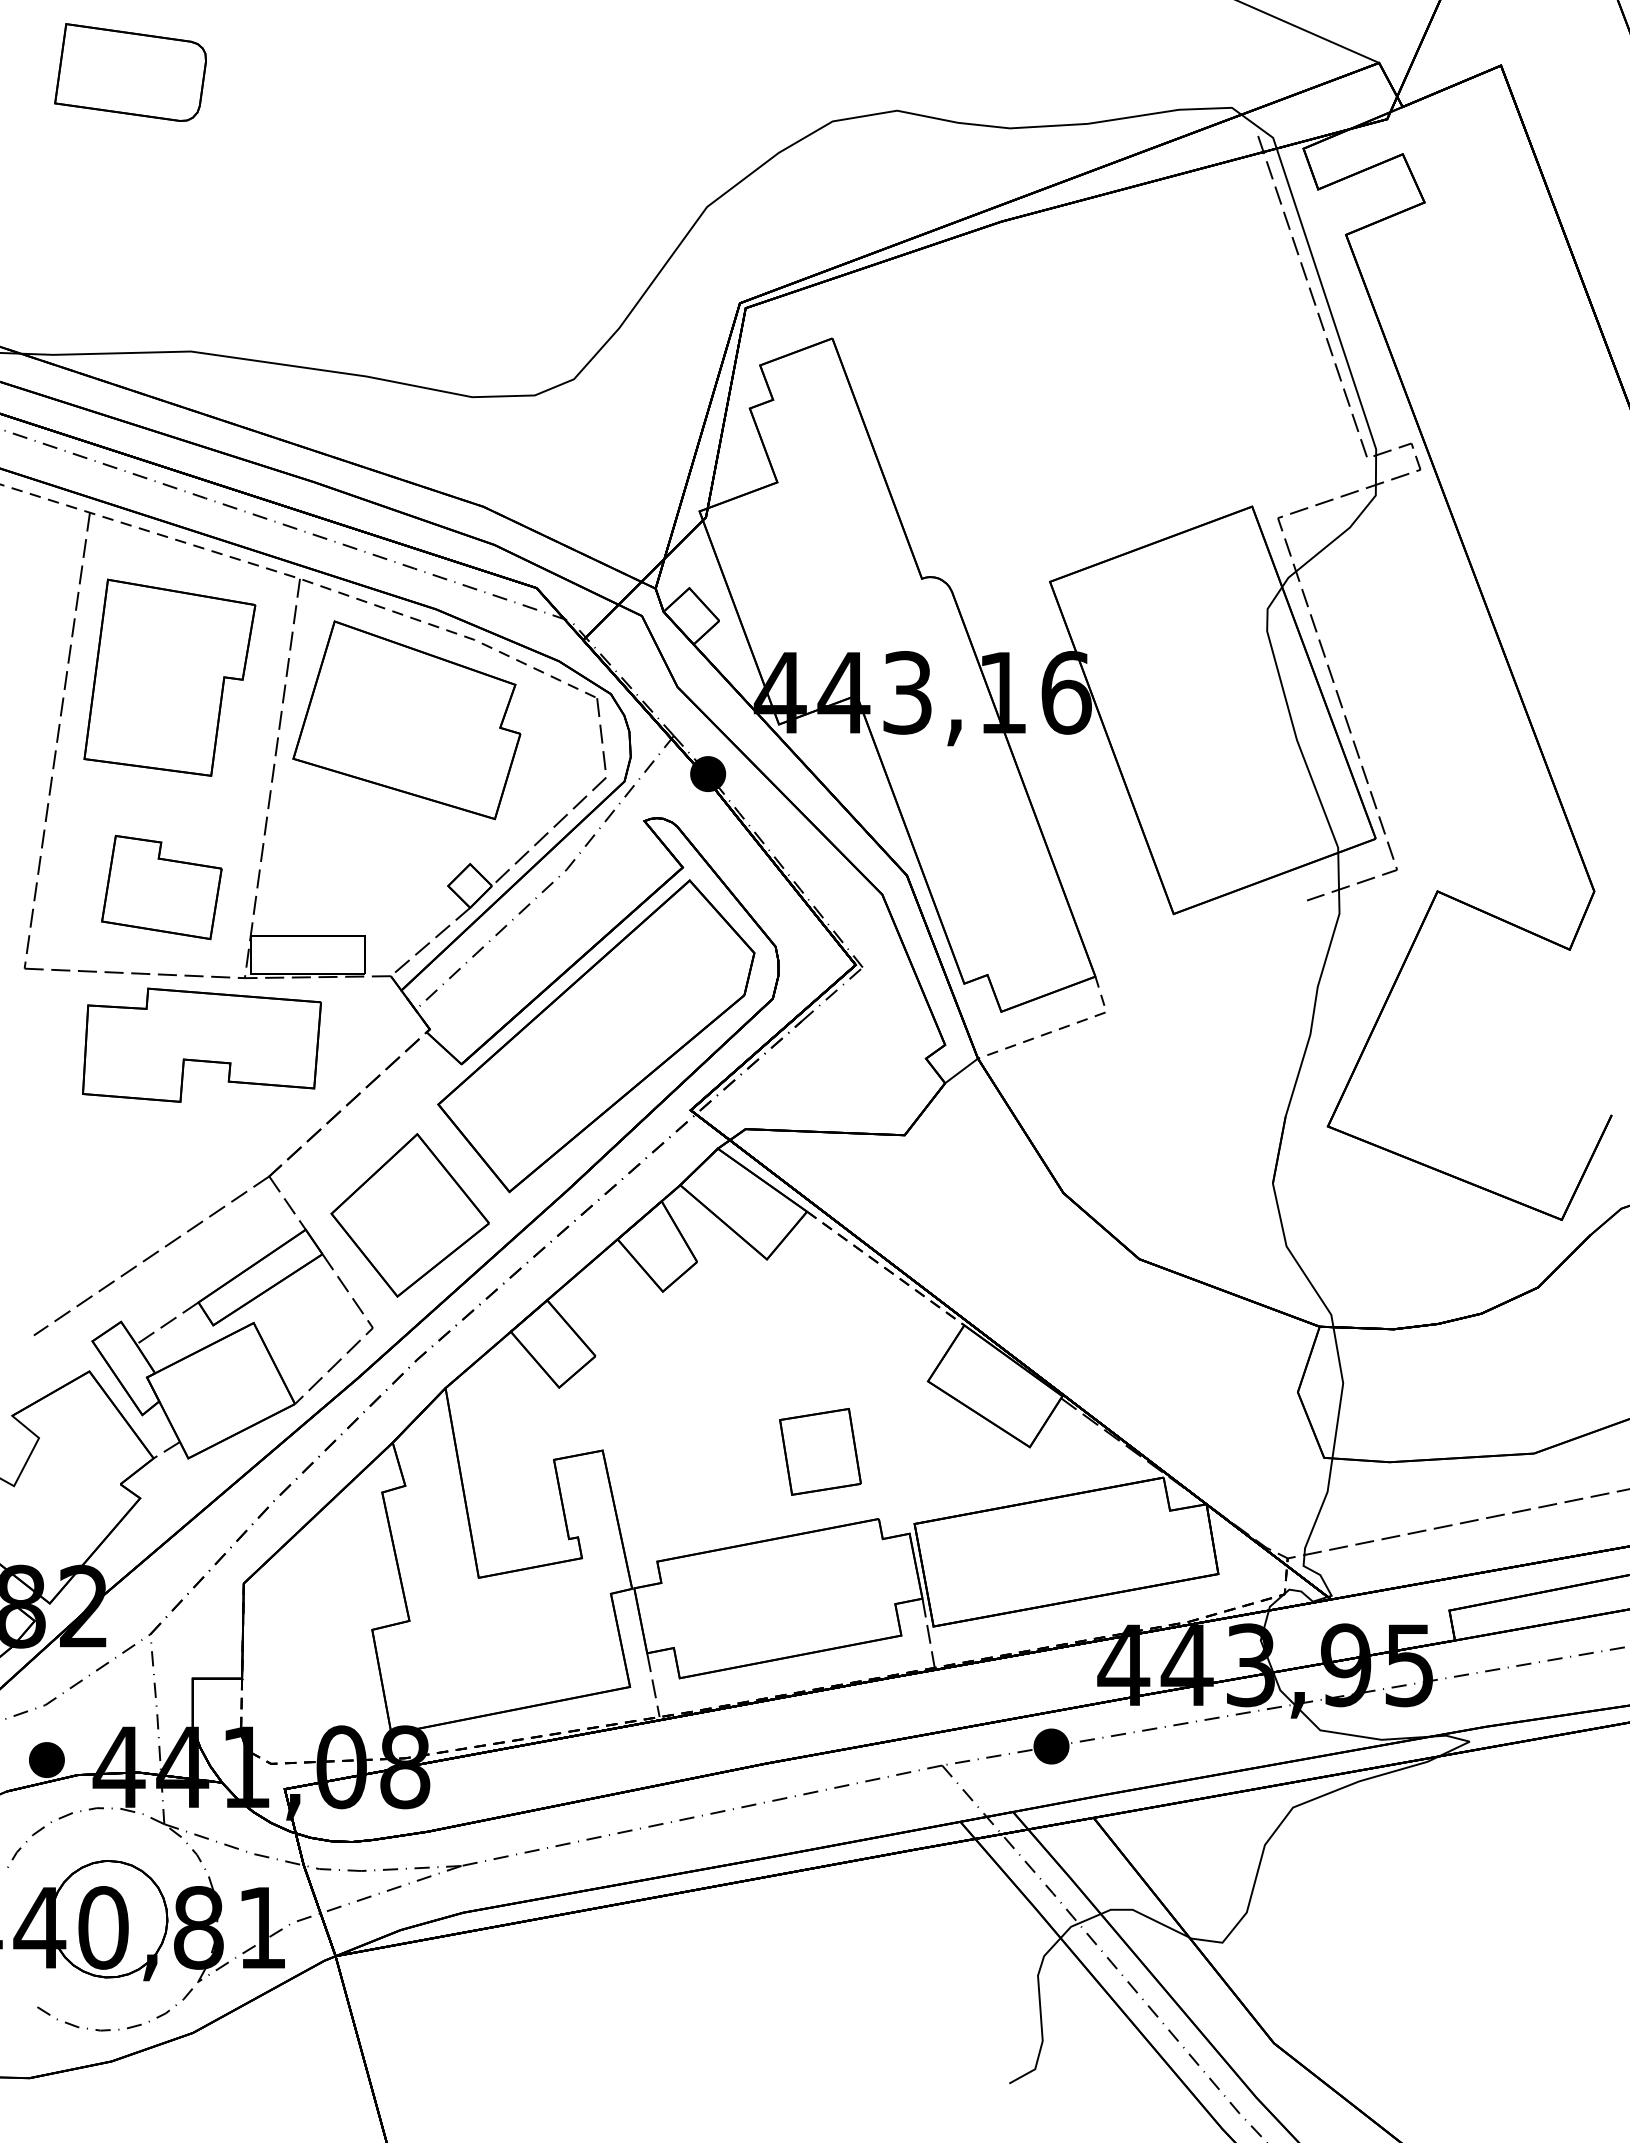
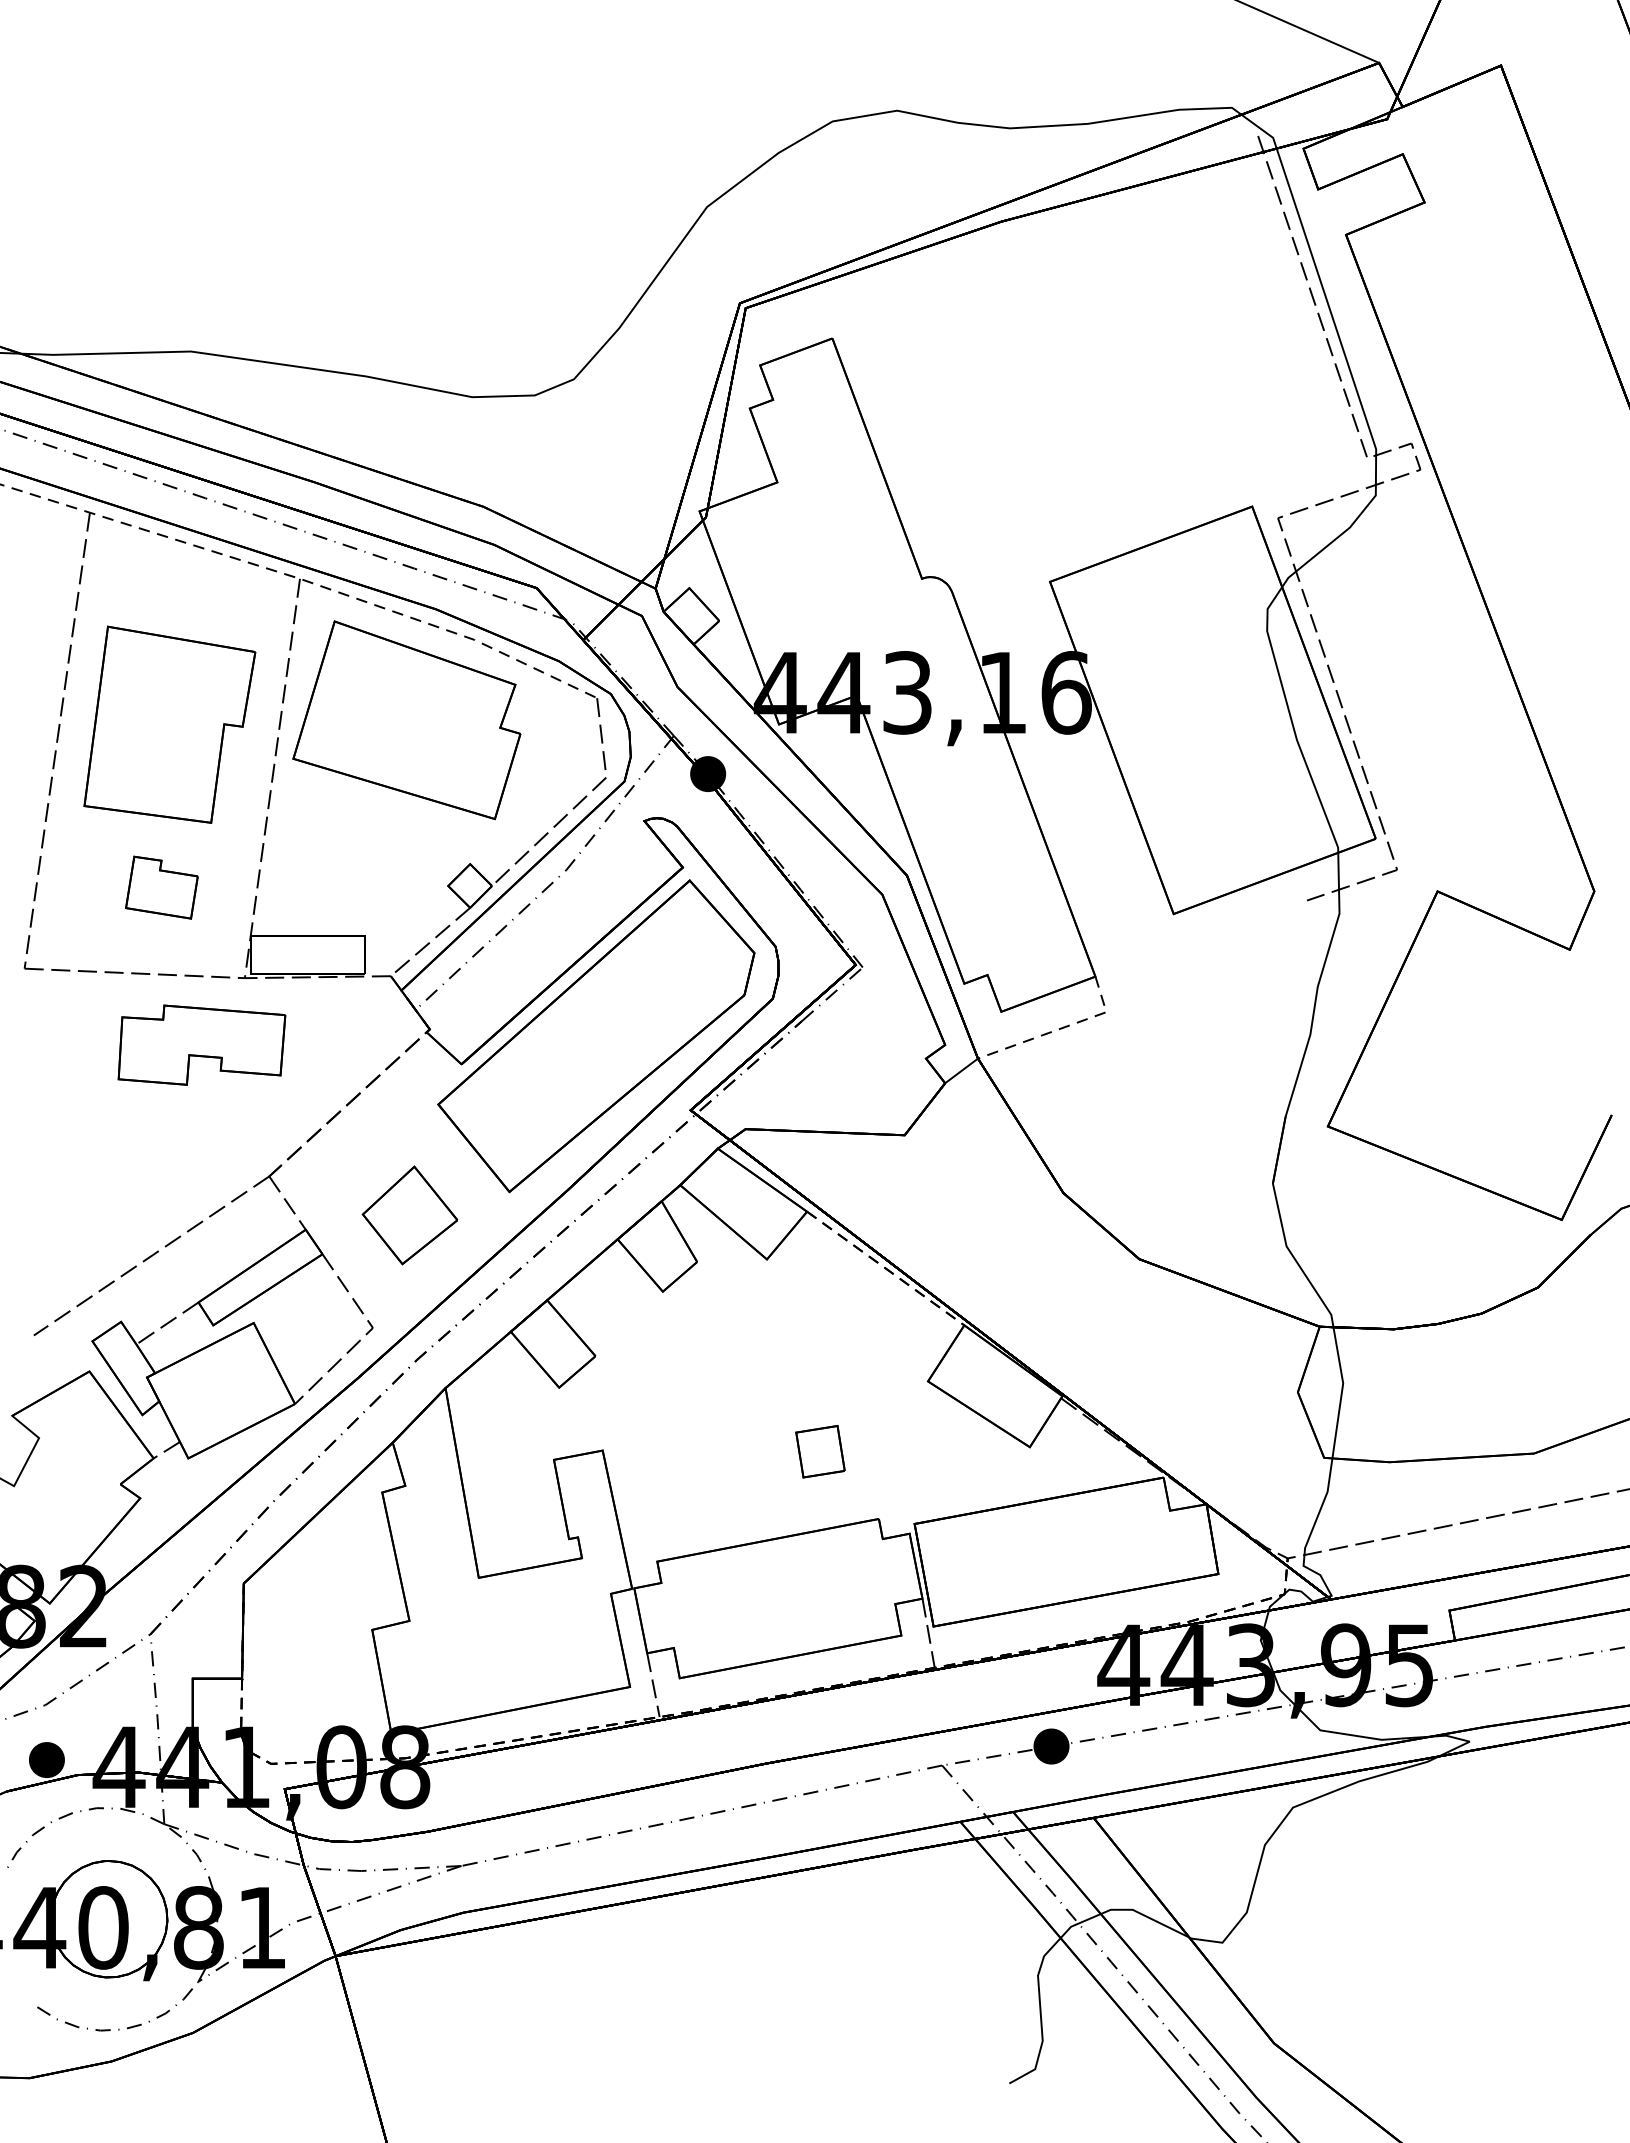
part: present -> none (130, 72)
part position: (169, 677) -> (169, 724) (169, 724)
part size: 122x106 px -> 74x65 px (161, 887)
part size: 240x116 px -> 170x82 px (201, 1044)
part size: 160x165 px -> 98x101 px (409, 1215)
part size: 83x89 px -> 51x54 px (820, 1451)
